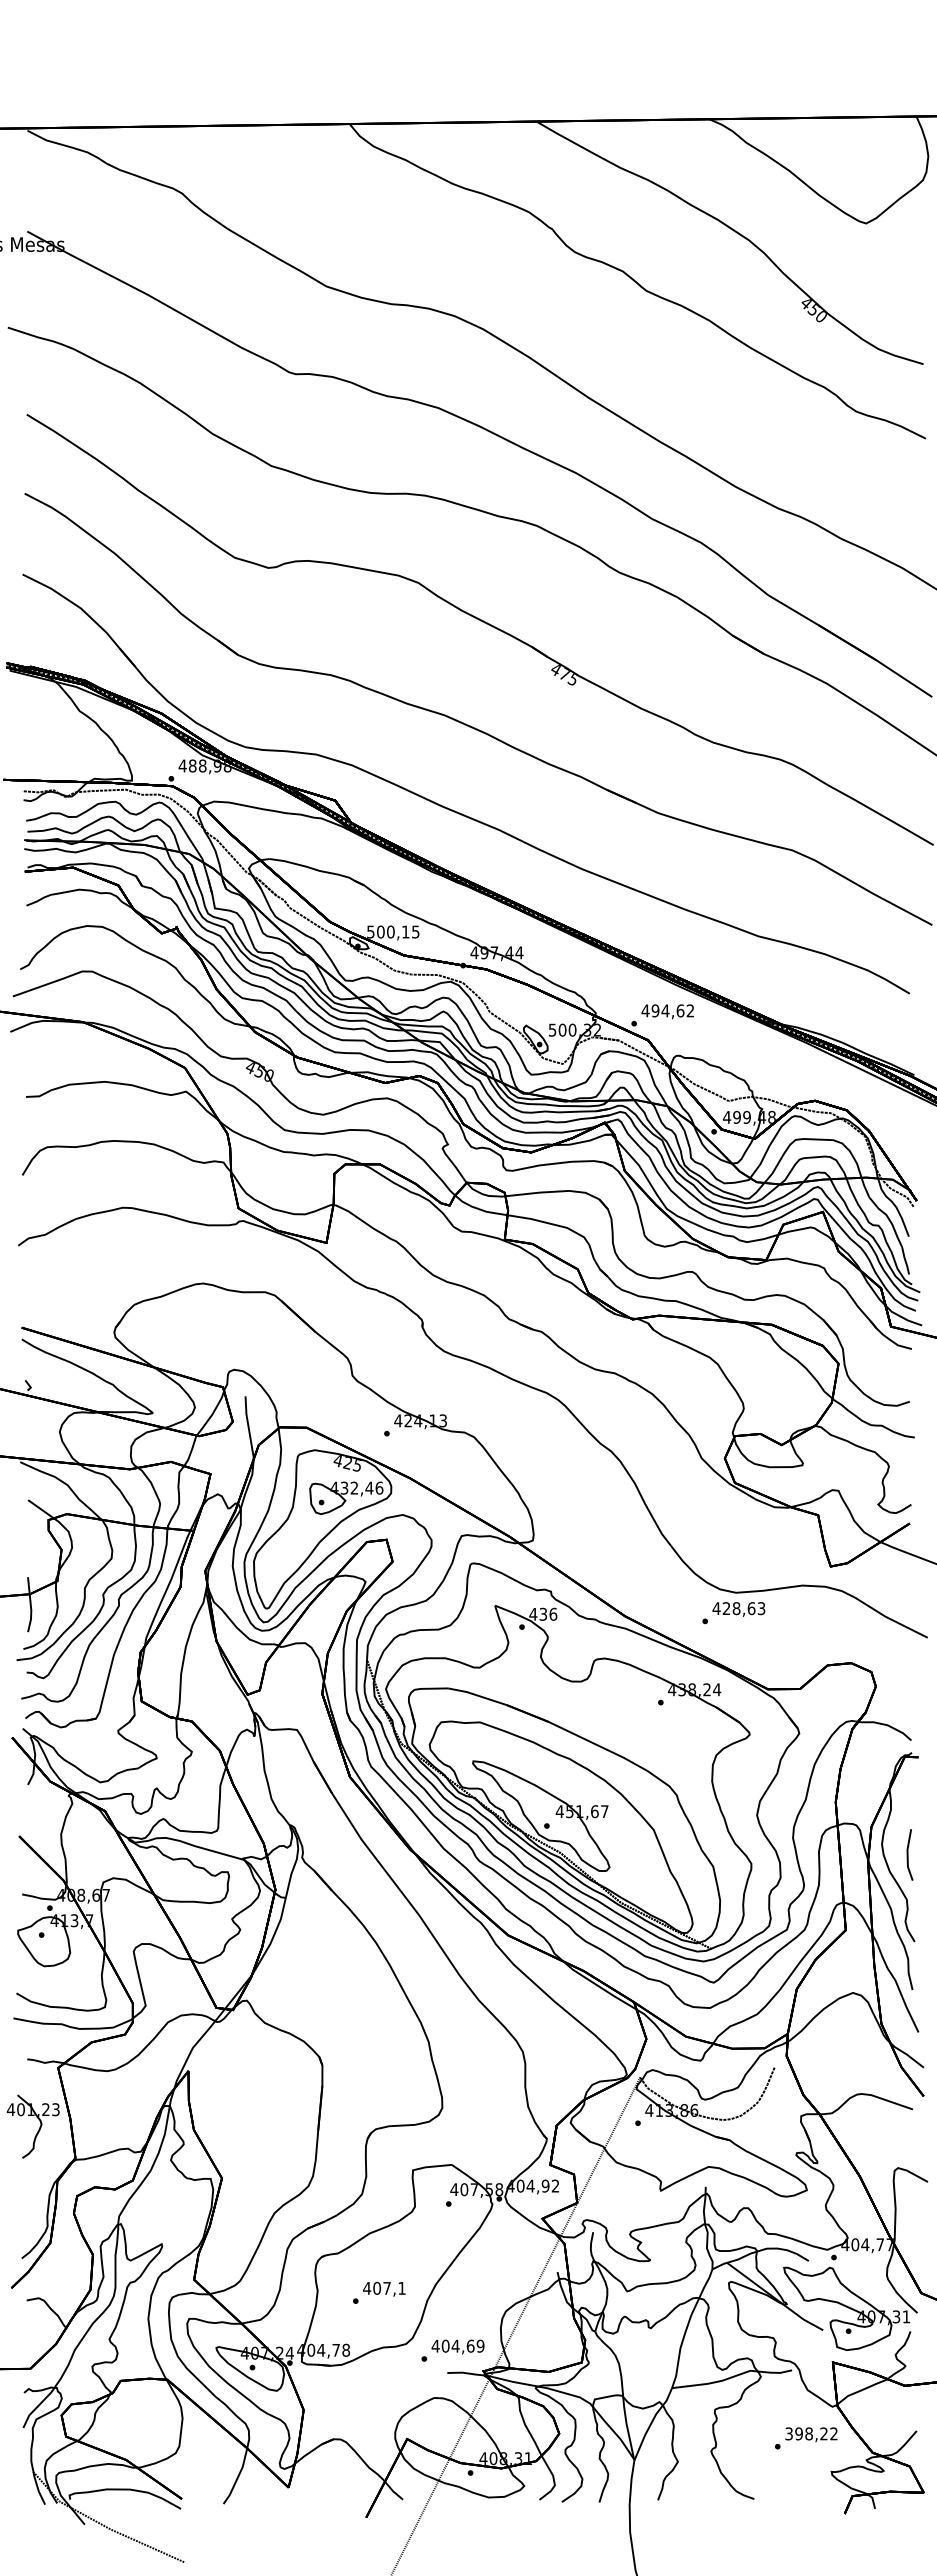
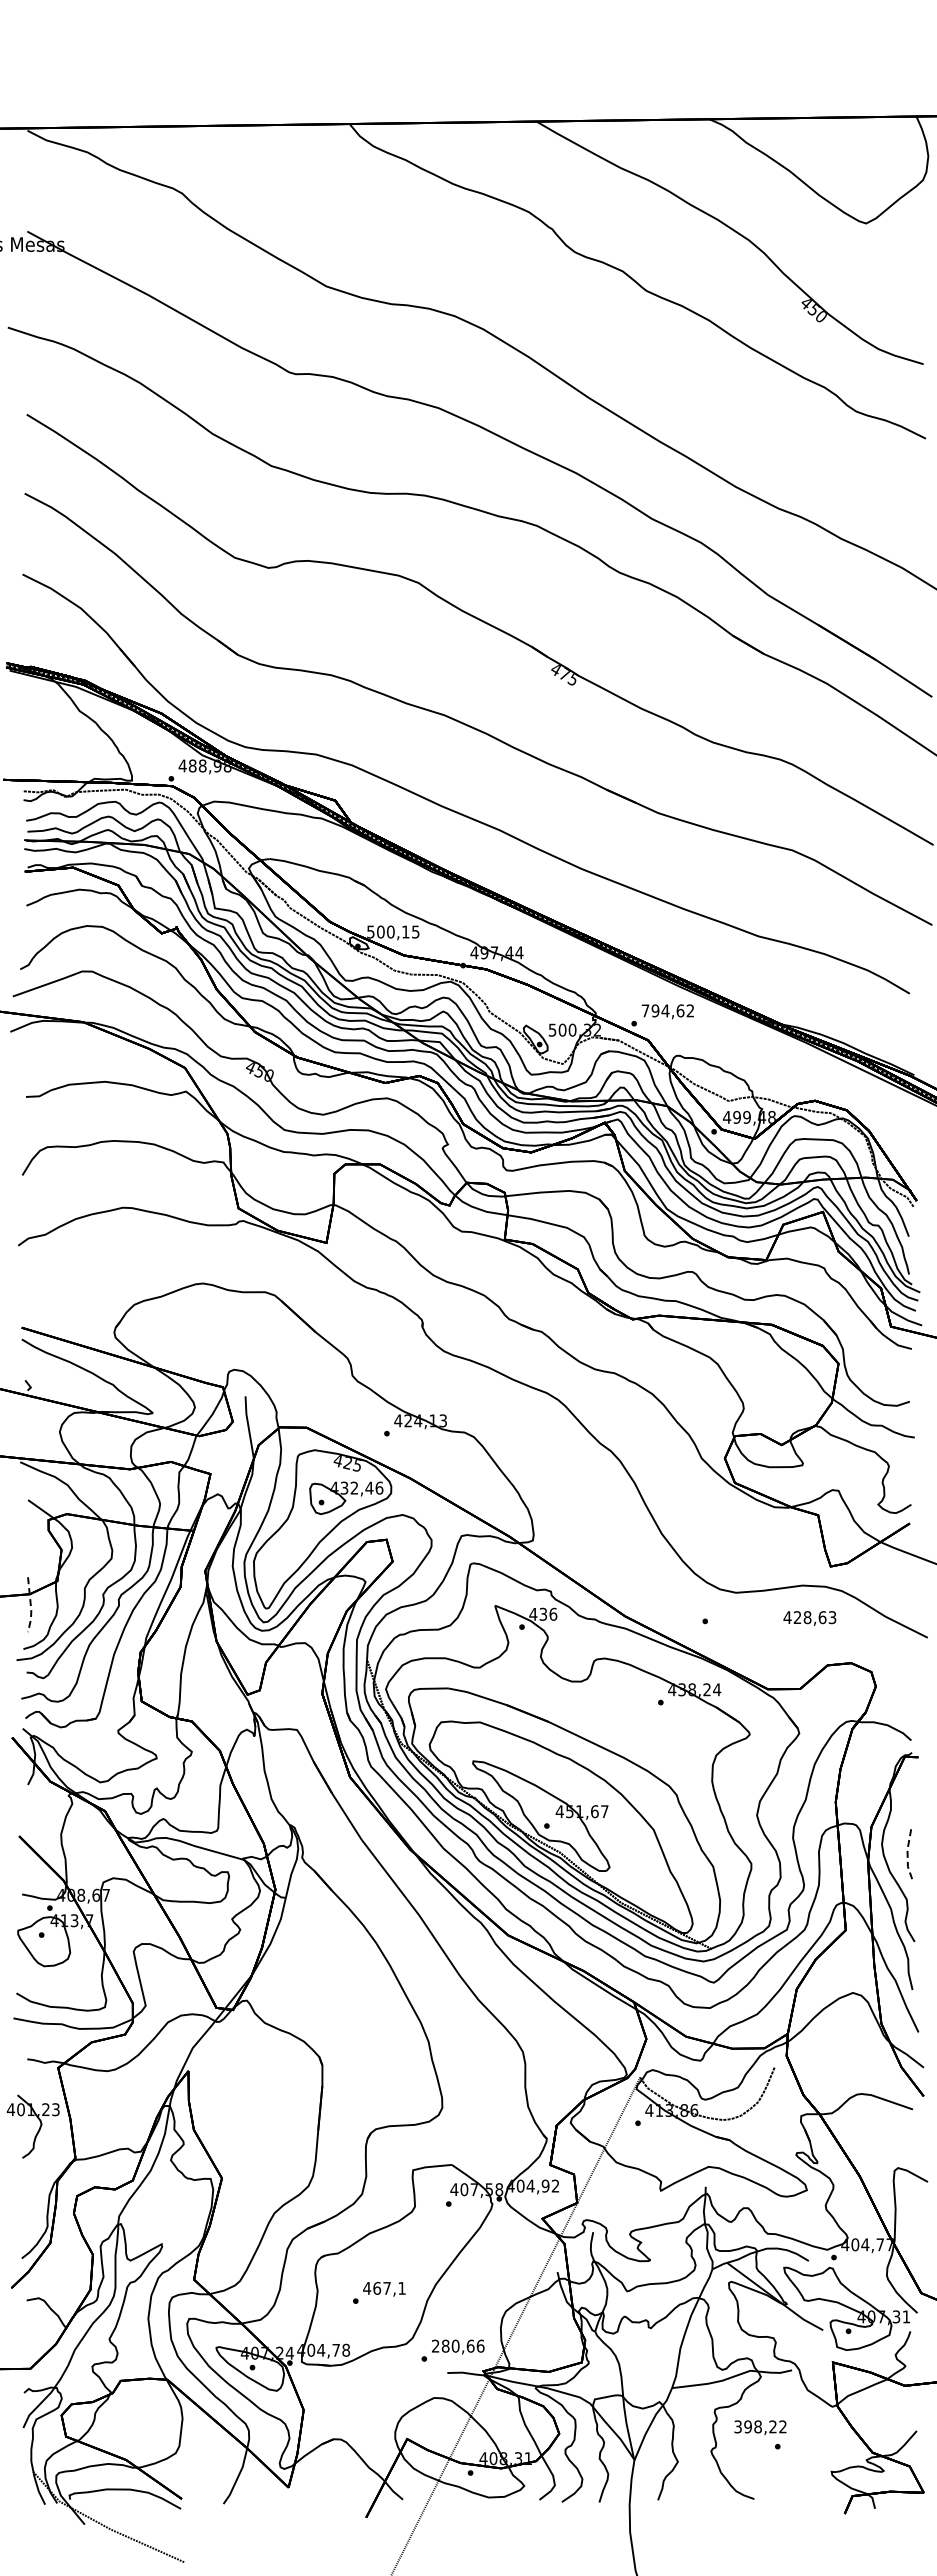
text: 494,62 -> 794,62 (645, 1010)
line: solid -> dashed (30, 1606)
text position: (738, 1609) -> (809, 1618) (809, 1618)
line: solid -> dashed (907, 1855)
text: 407,1 -> 467,1 (377, 2287)
text: 404,69 -> 280,66 (457, 2345)
text position: (811, 2434) -> (760, 2427) (760, 2427)
